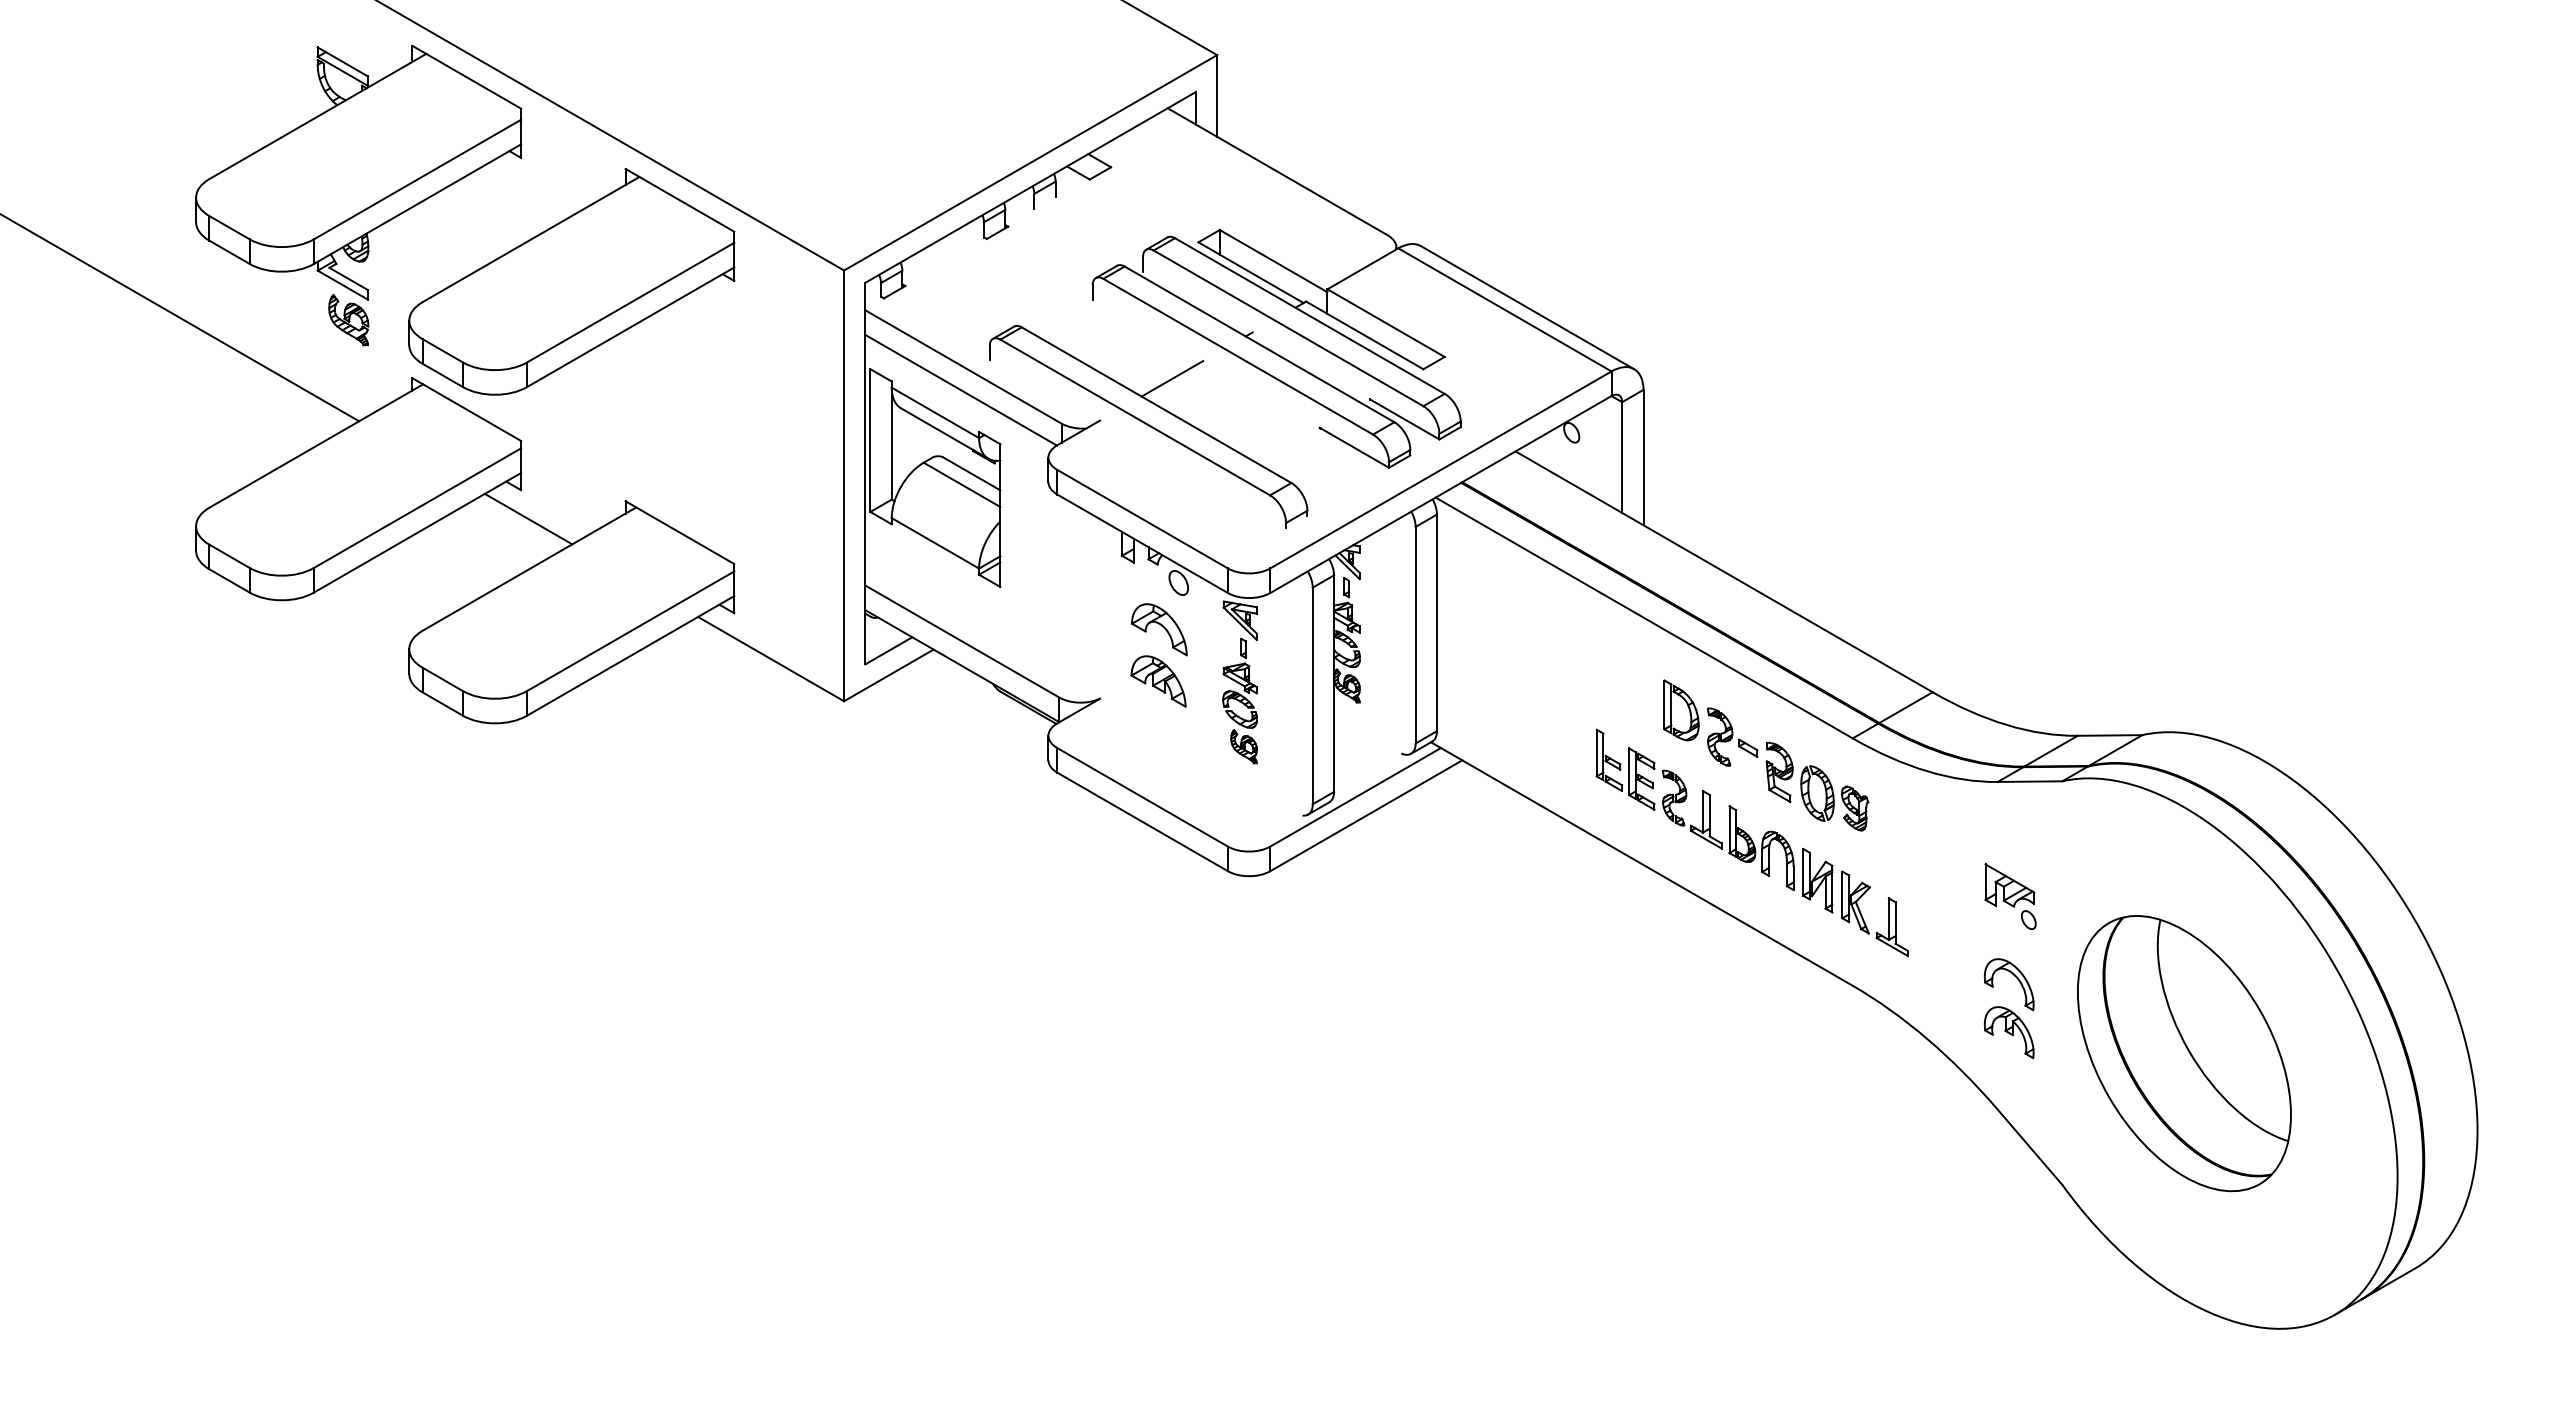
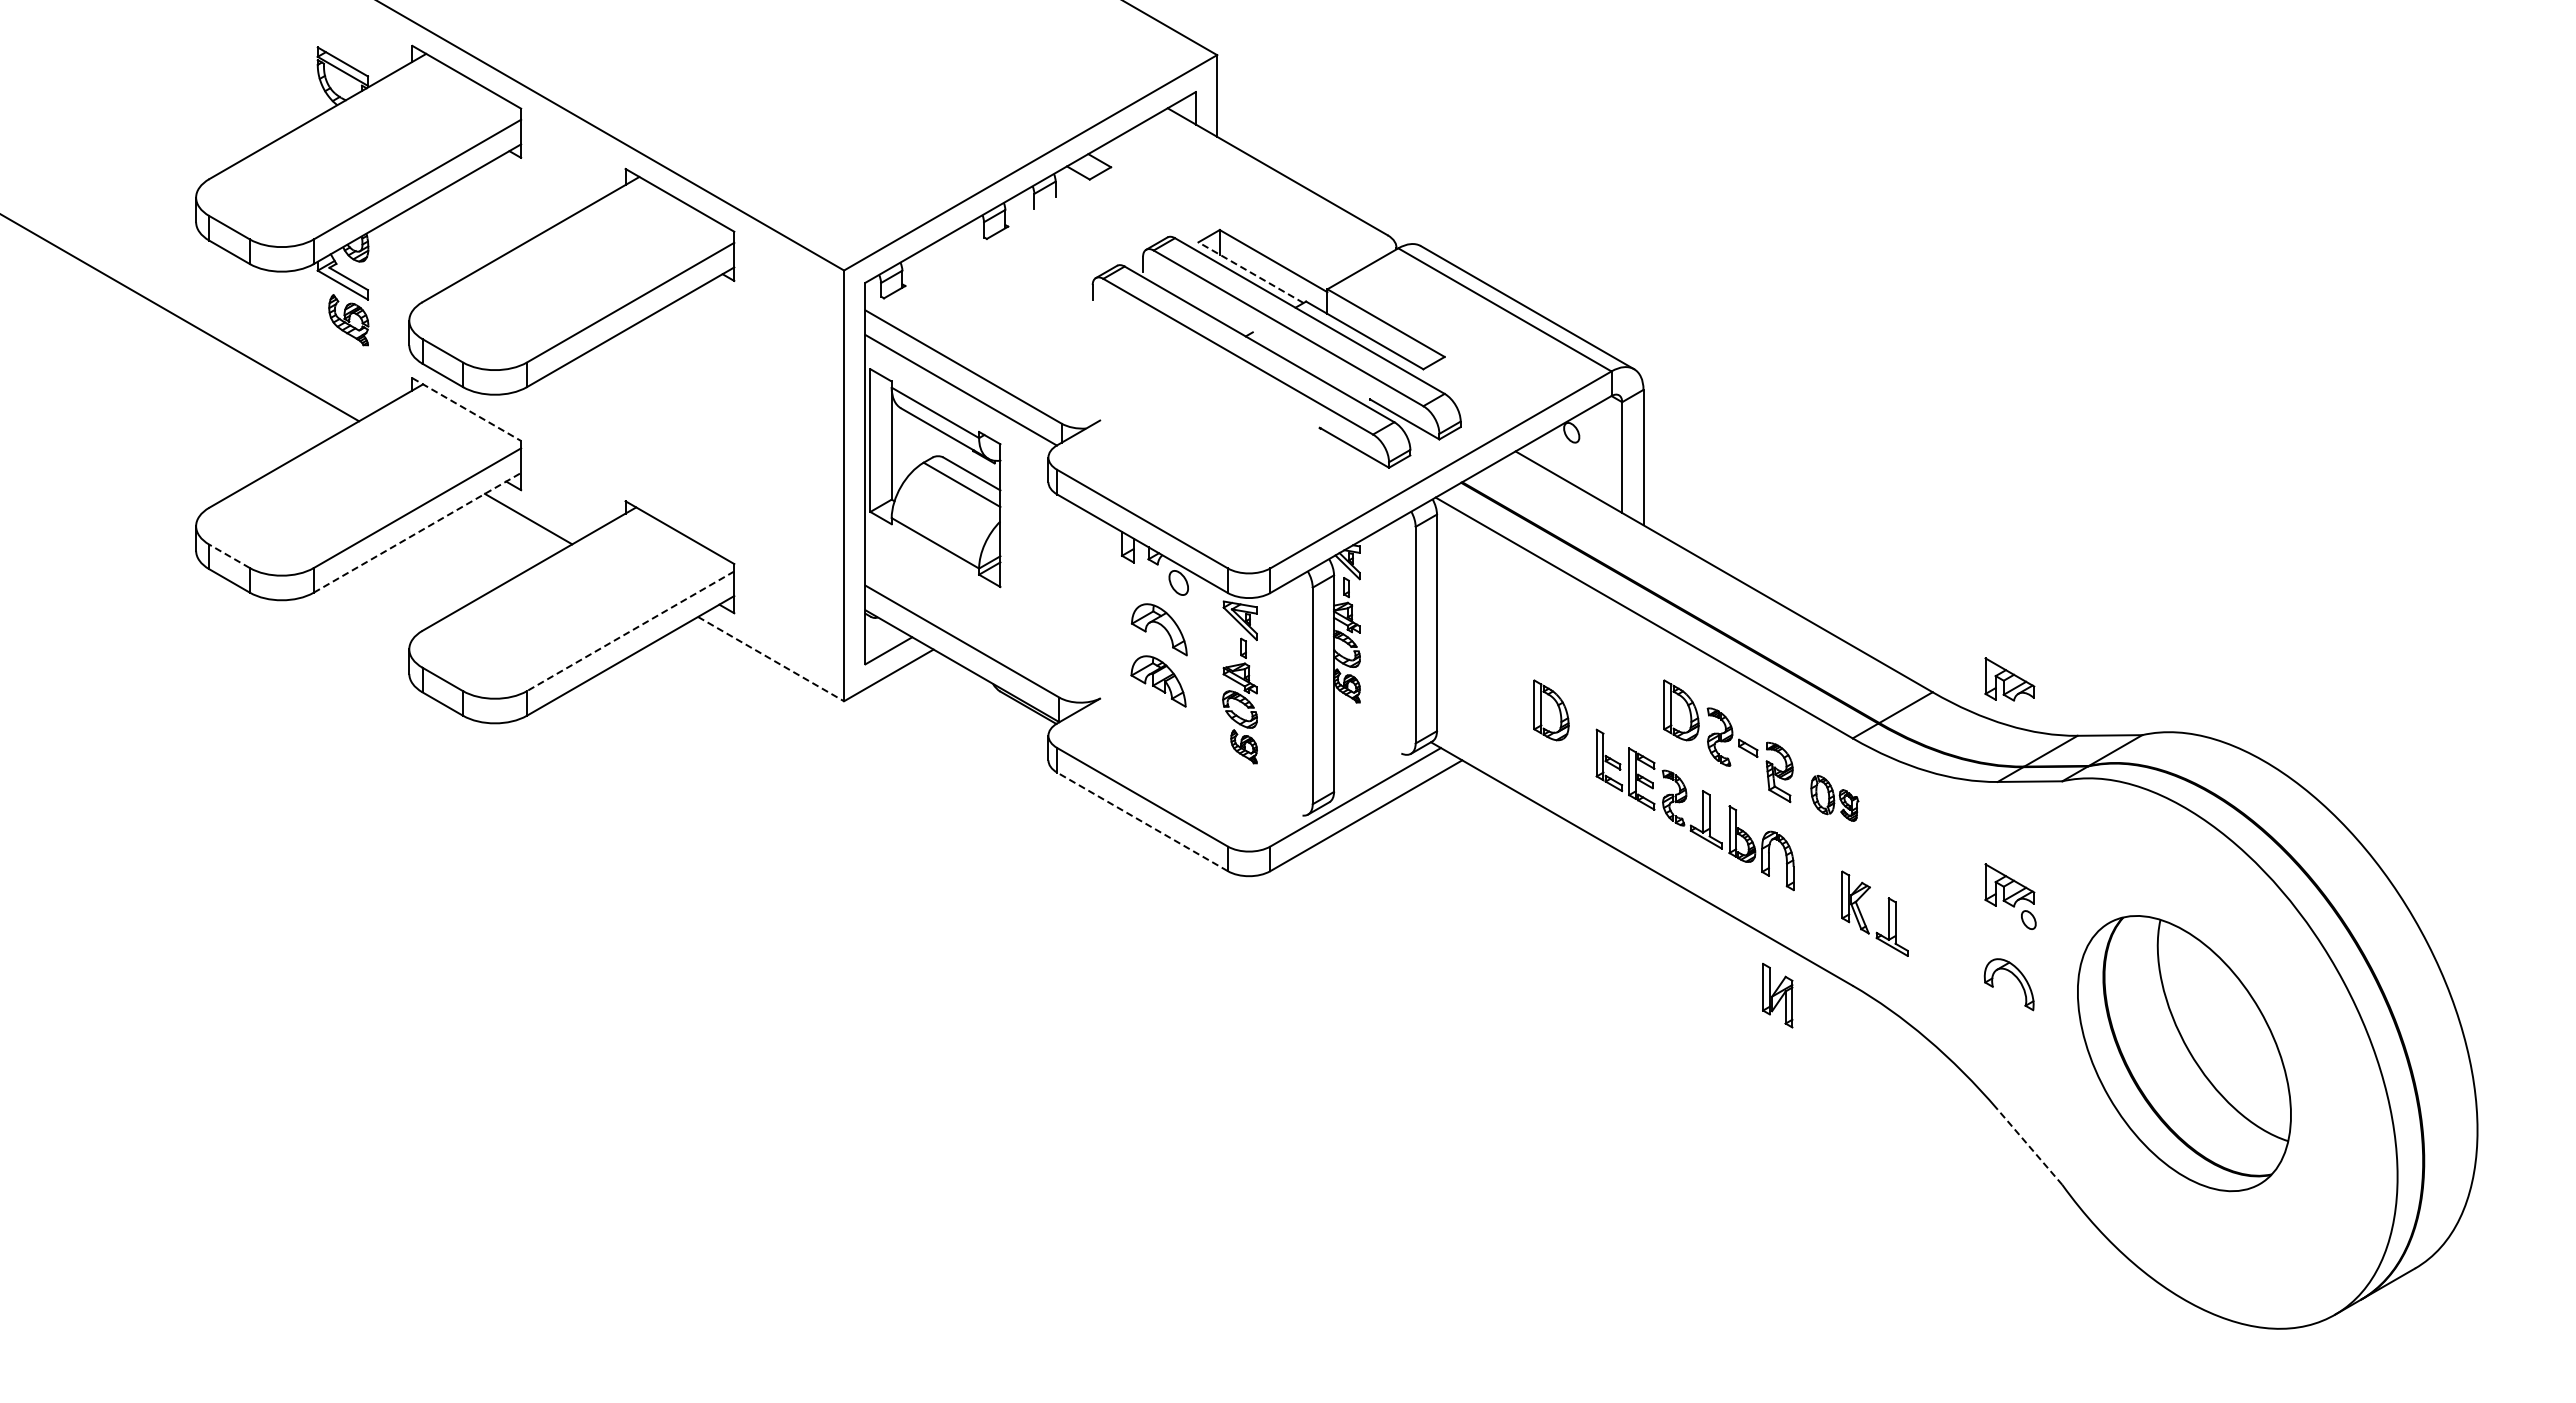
line: solid -> dashed (1251, 272)
line: solid -> dashed (466, 409)
part: present -> none (1148, 426)
line: solid -> dashed (417, 532)
line: solid -> dashed (229, 556)
line: solid -> dashed (630, 631)
line: solid -> dashed (771, 659)
part: none -> present (2009, 679)
part: none -> present (1551, 710)
part size: 70x67 px -> 50x47 px (1834, 798)
line: solid -> dashed (1142, 821)
part position: (1817, 880) -> (1777, 995) (1777, 995)
part: present -> none (2008, 1032)
line: solid -> dashed (2030, 1147)
